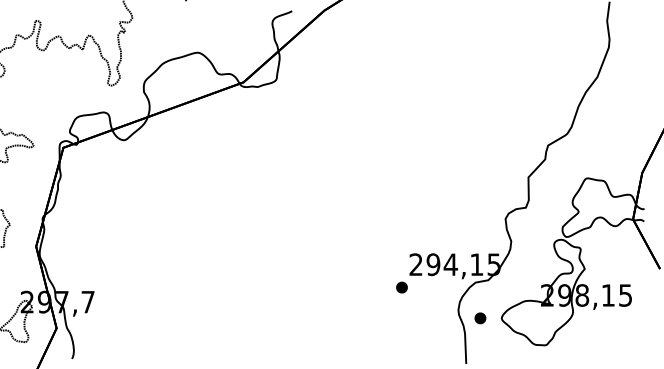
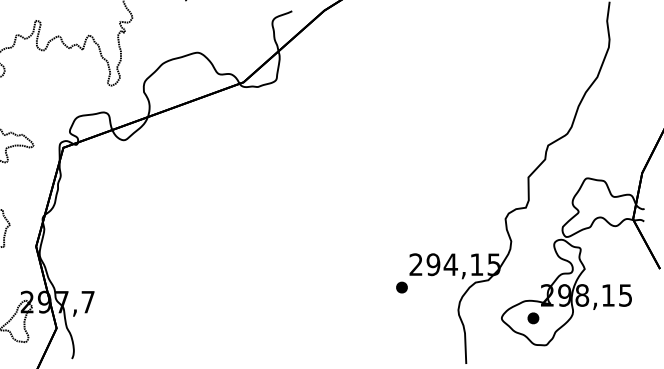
part position: (480, 318) -> (533, 318) (533, 318)
